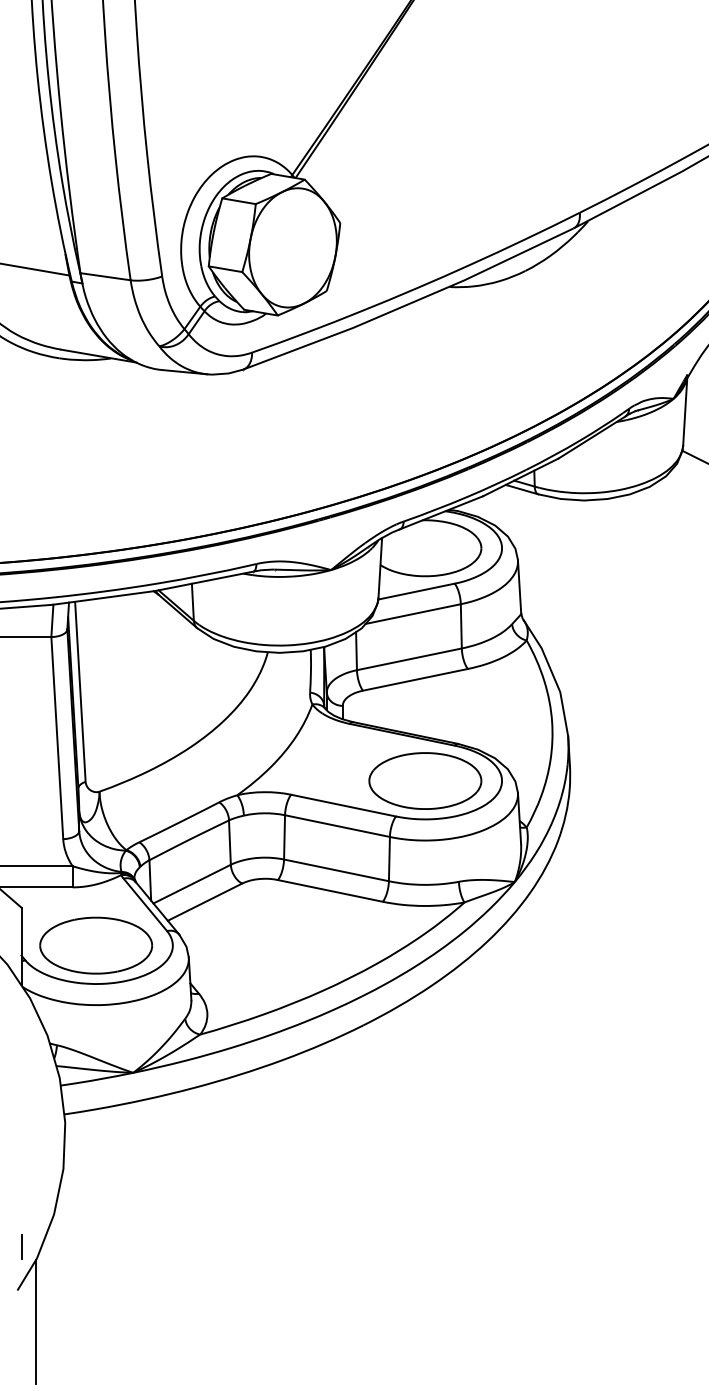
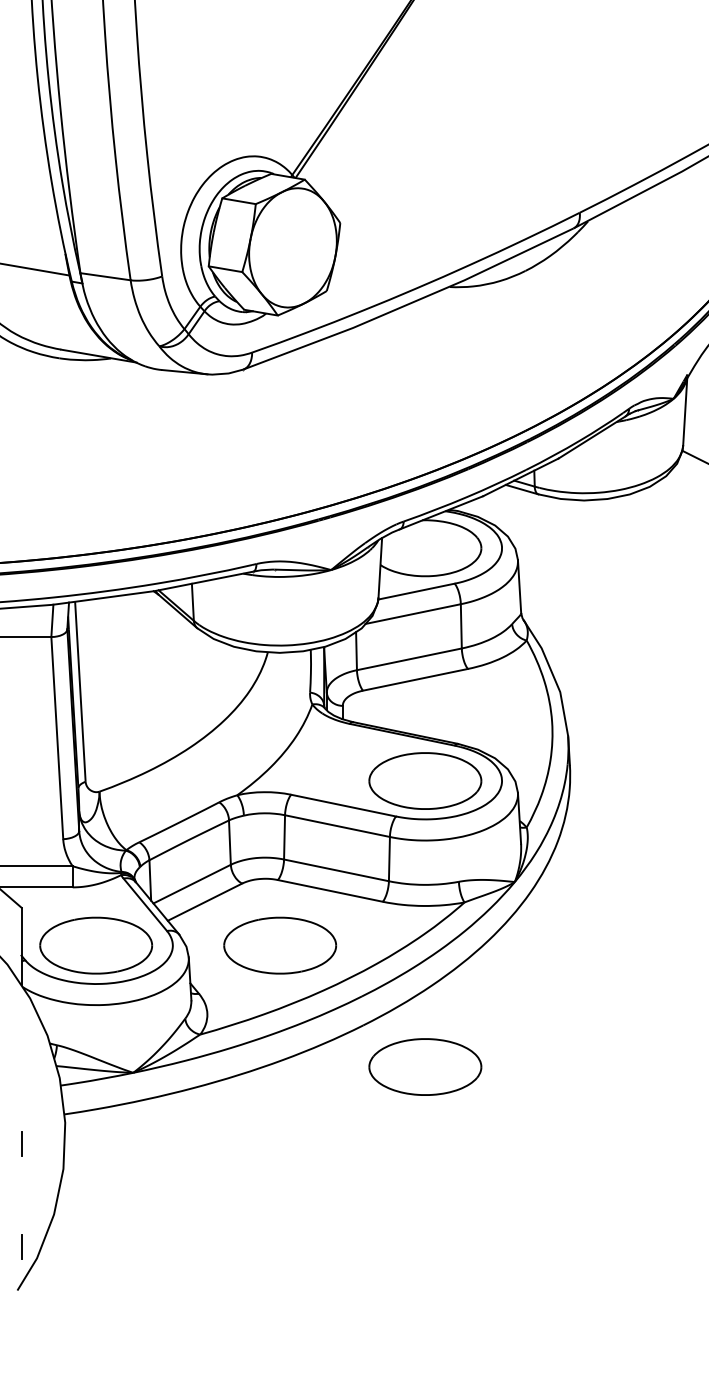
part: none -> present (280, 945)
part: none -> present (425, 1066)
line: none -> present (21, 1143)
line: present -> none (36, 1322)
